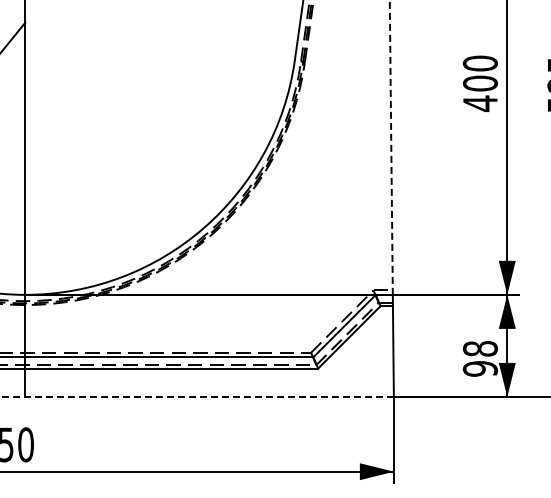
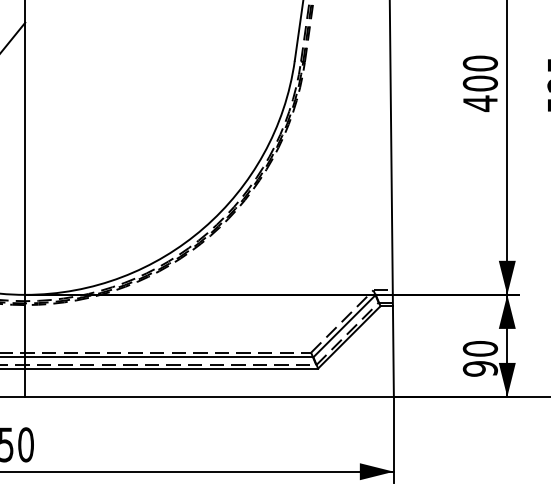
line: dashed -> solid (391, 147)
text: 98 -> 90 (480, 348)
line: dashed -> solid (197, 396)
